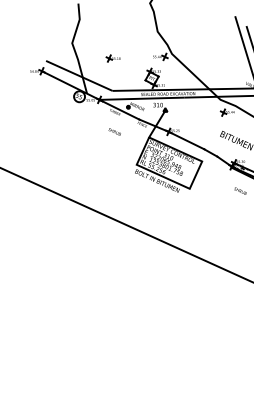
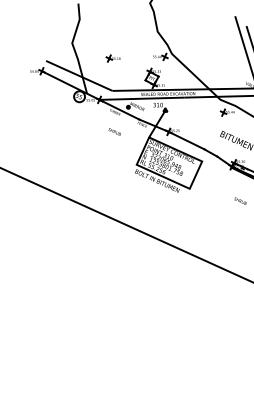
text position: (240, 190) -> (240, 200) (240, 200)
